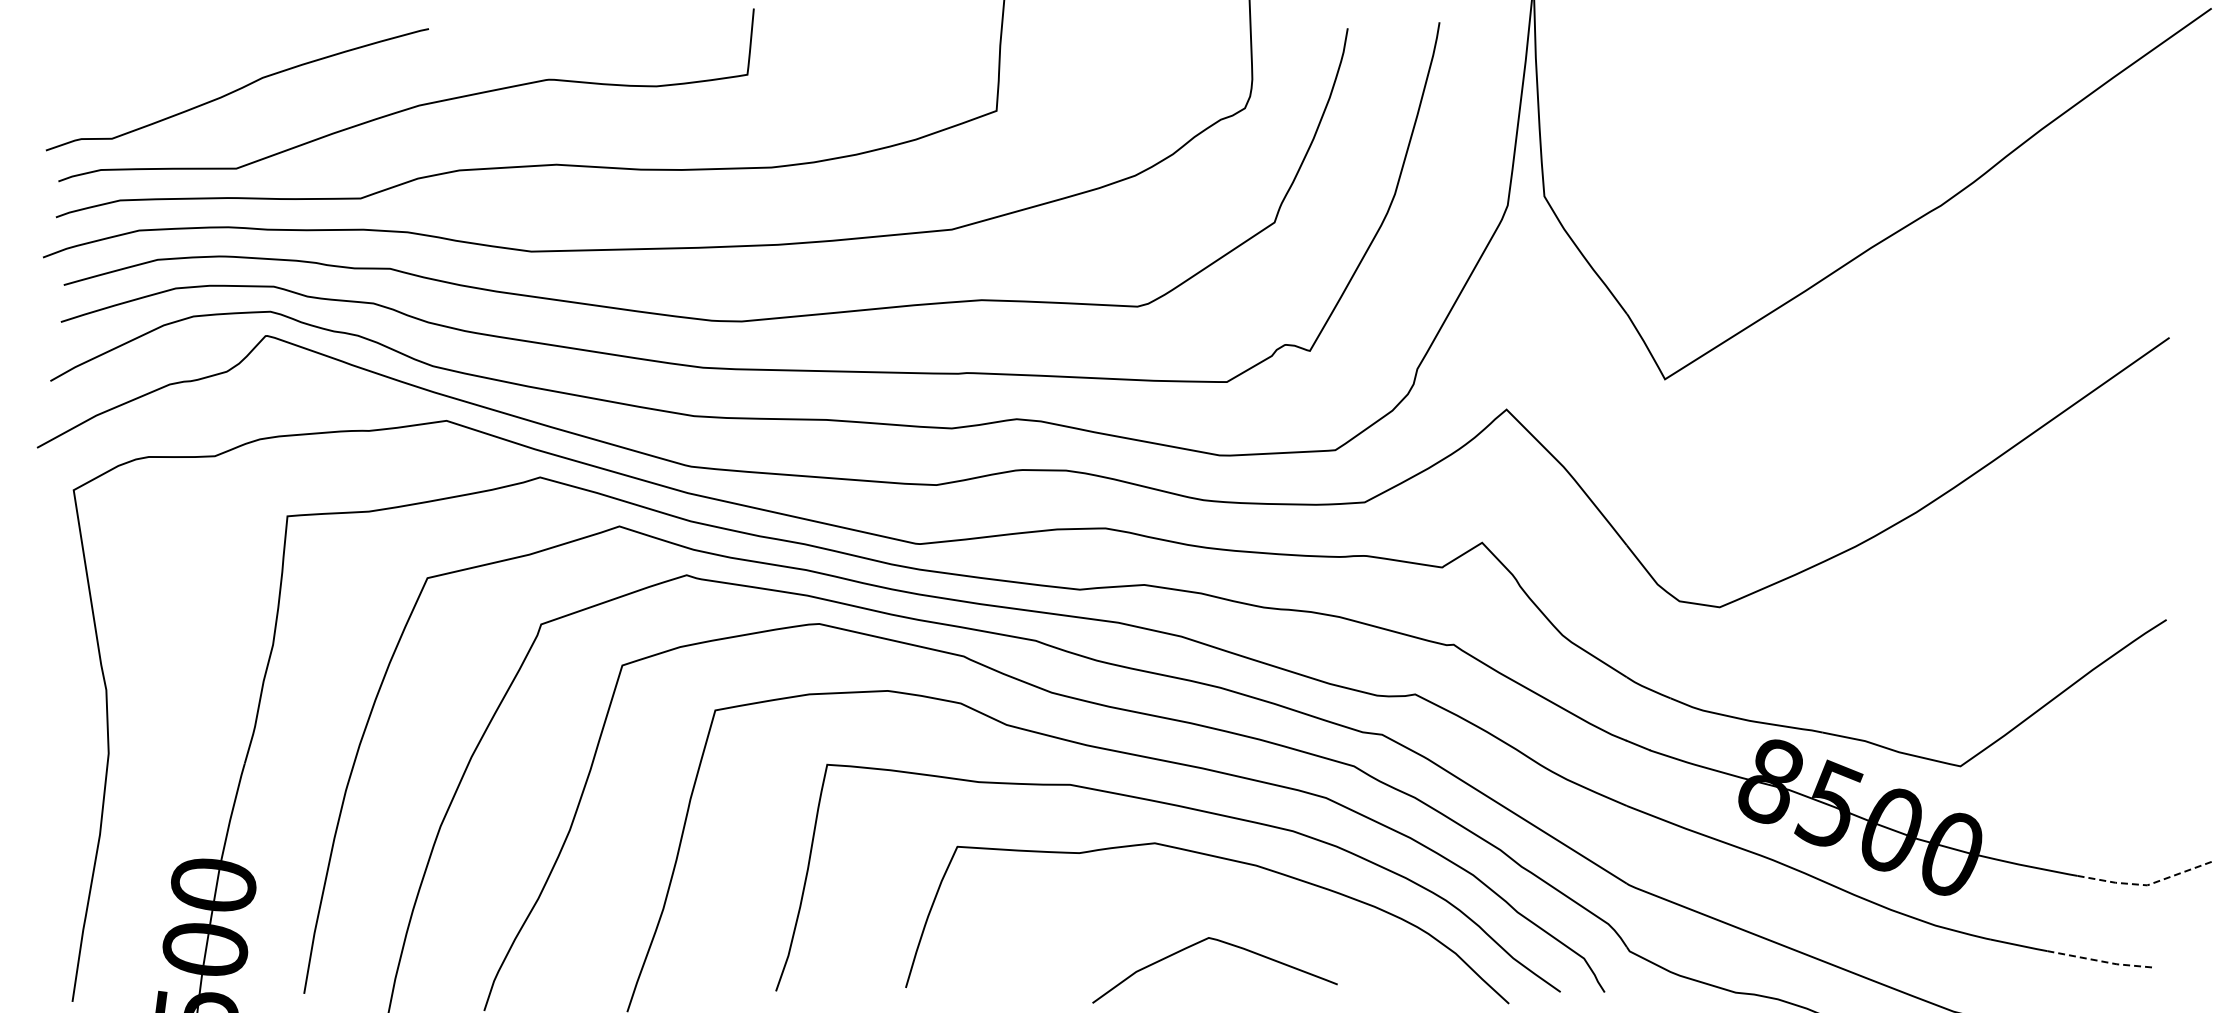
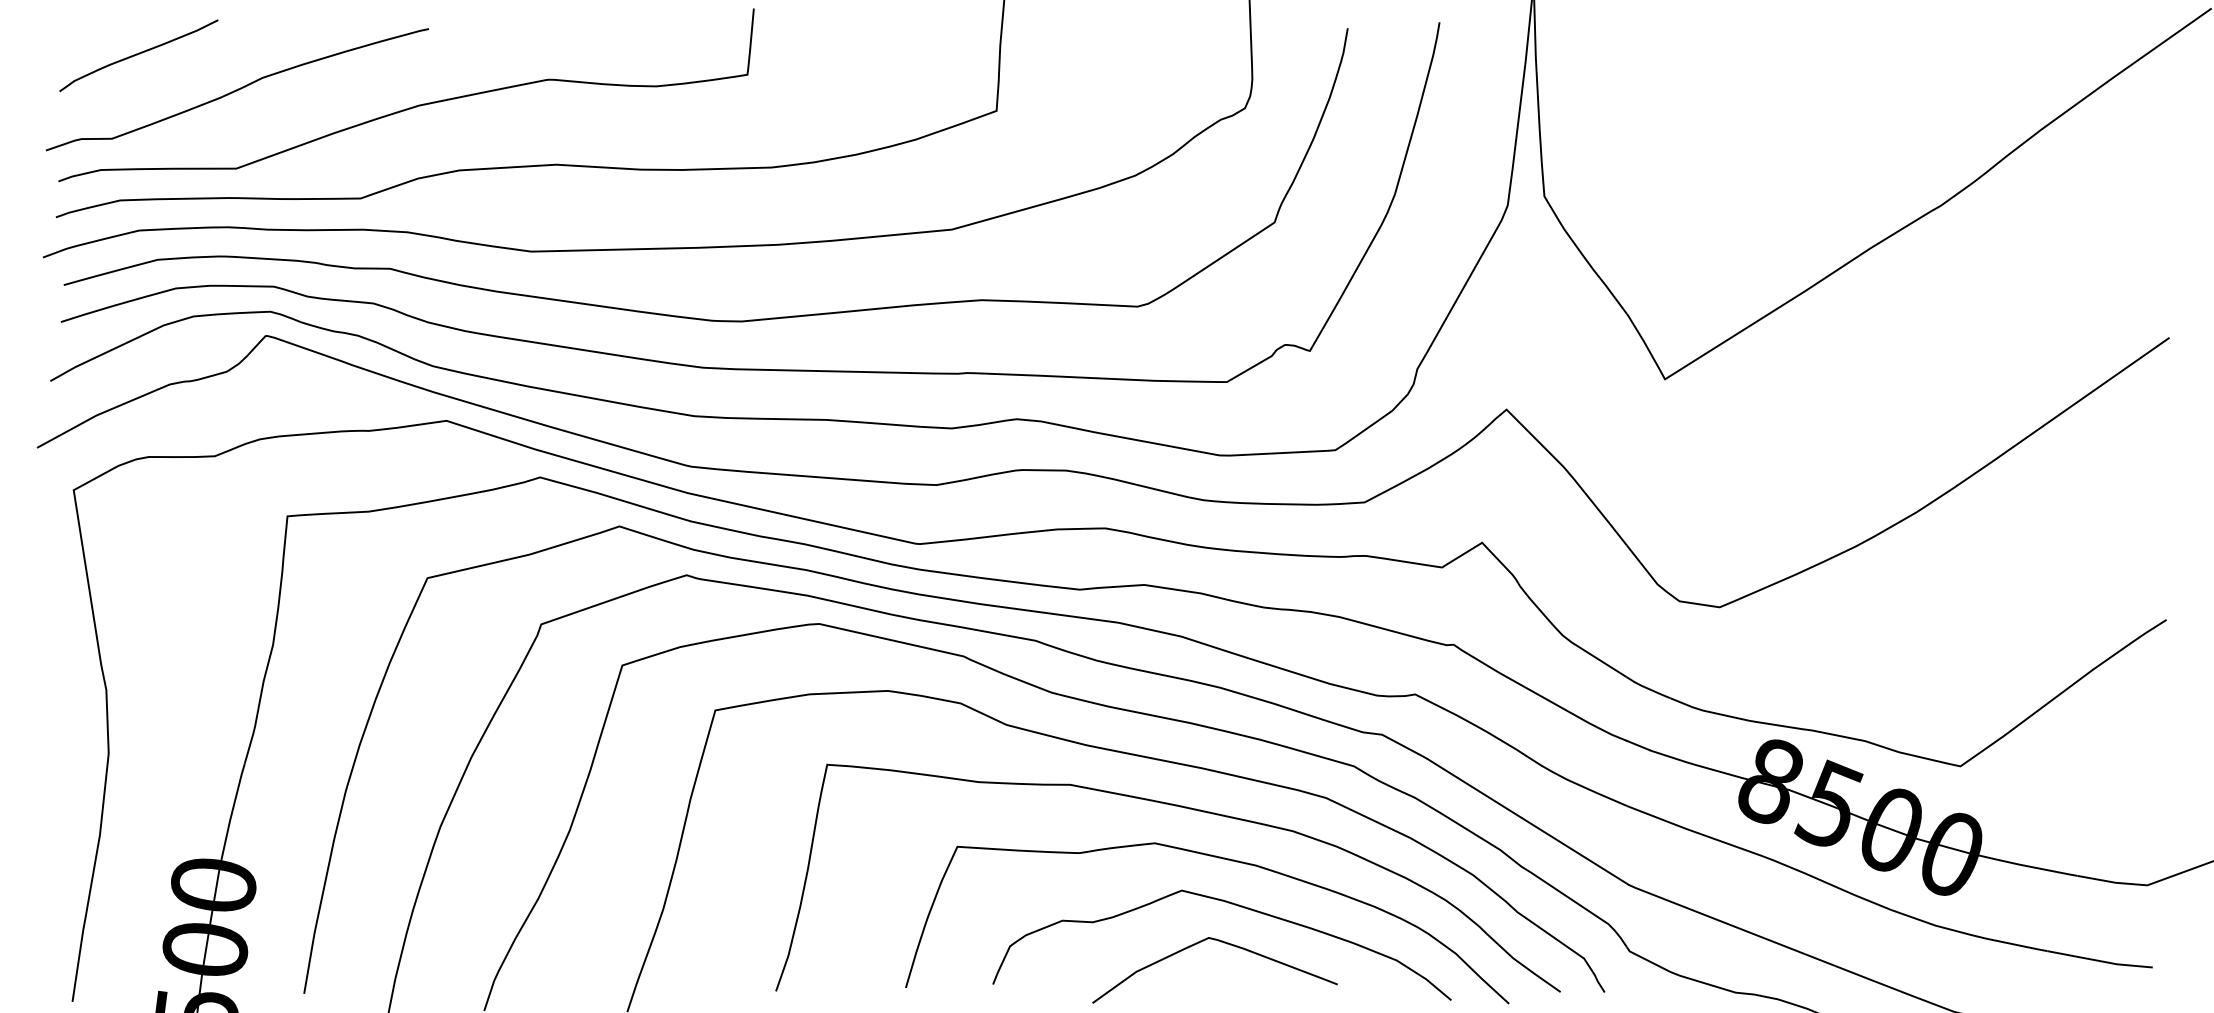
curve: none -> present (138, 54)
line: dashed -> solid (2147, 885)
curve: none -> present (1234, 905)
line: dashed -> solid (2100, 961)
